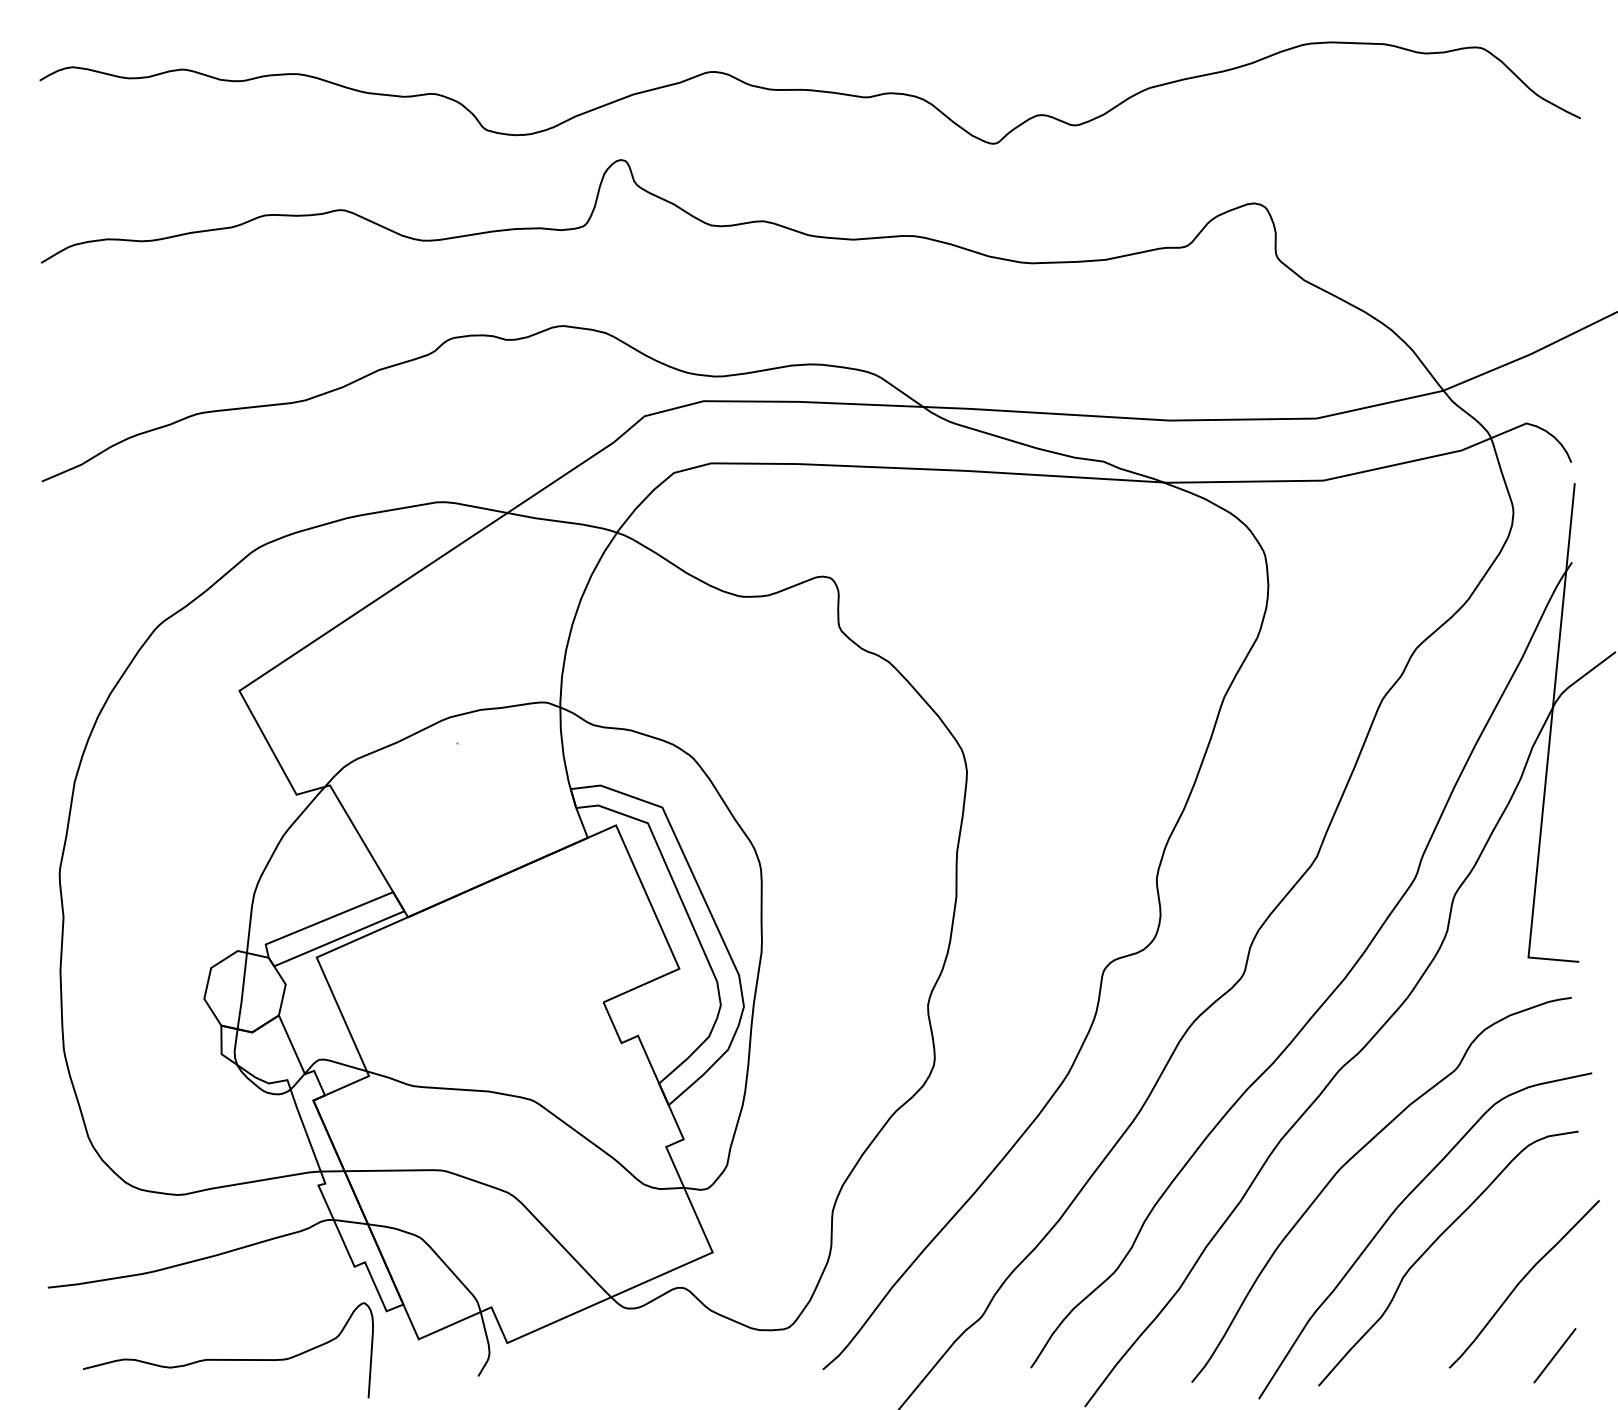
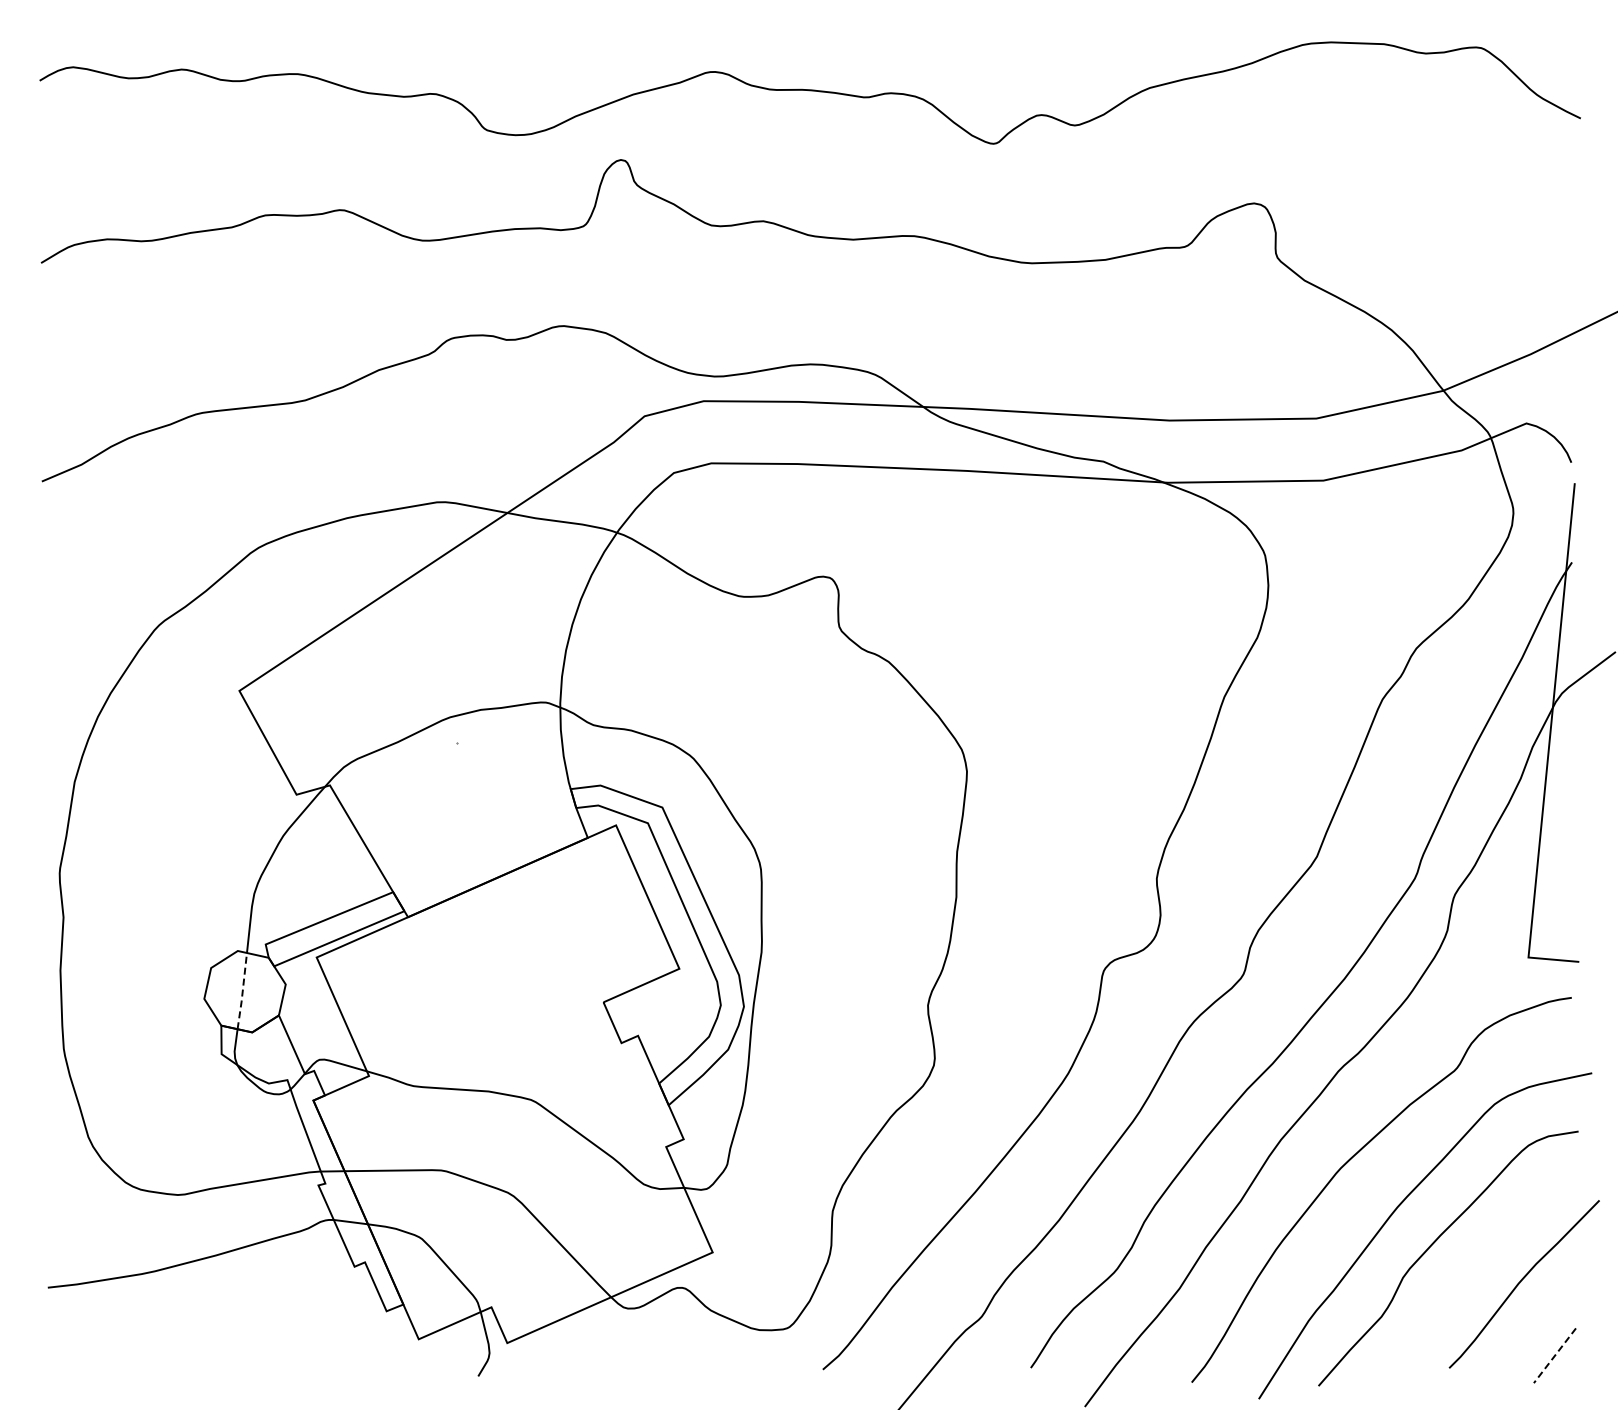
line: solid -> dashed (242, 991)
line: solid -> dashed (1554, 1355)
curve: present -> none (228, 1359)
